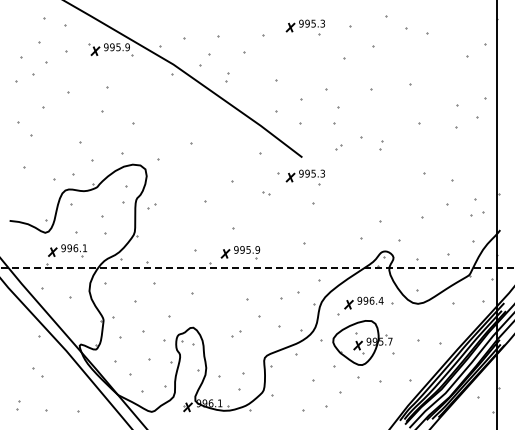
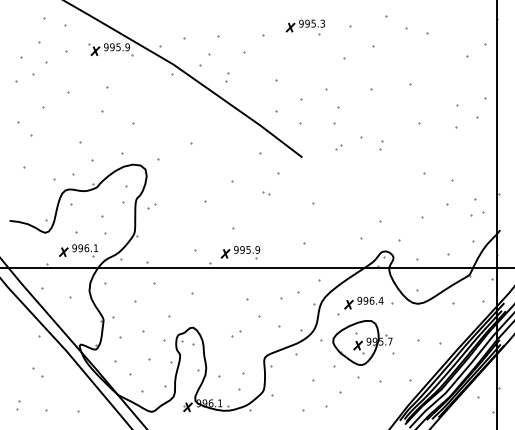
part: present -> none (304, 177)
part position: (67, 250) -> (78, 250) (78, 250)
line: dashed -> solid (257, 268)
